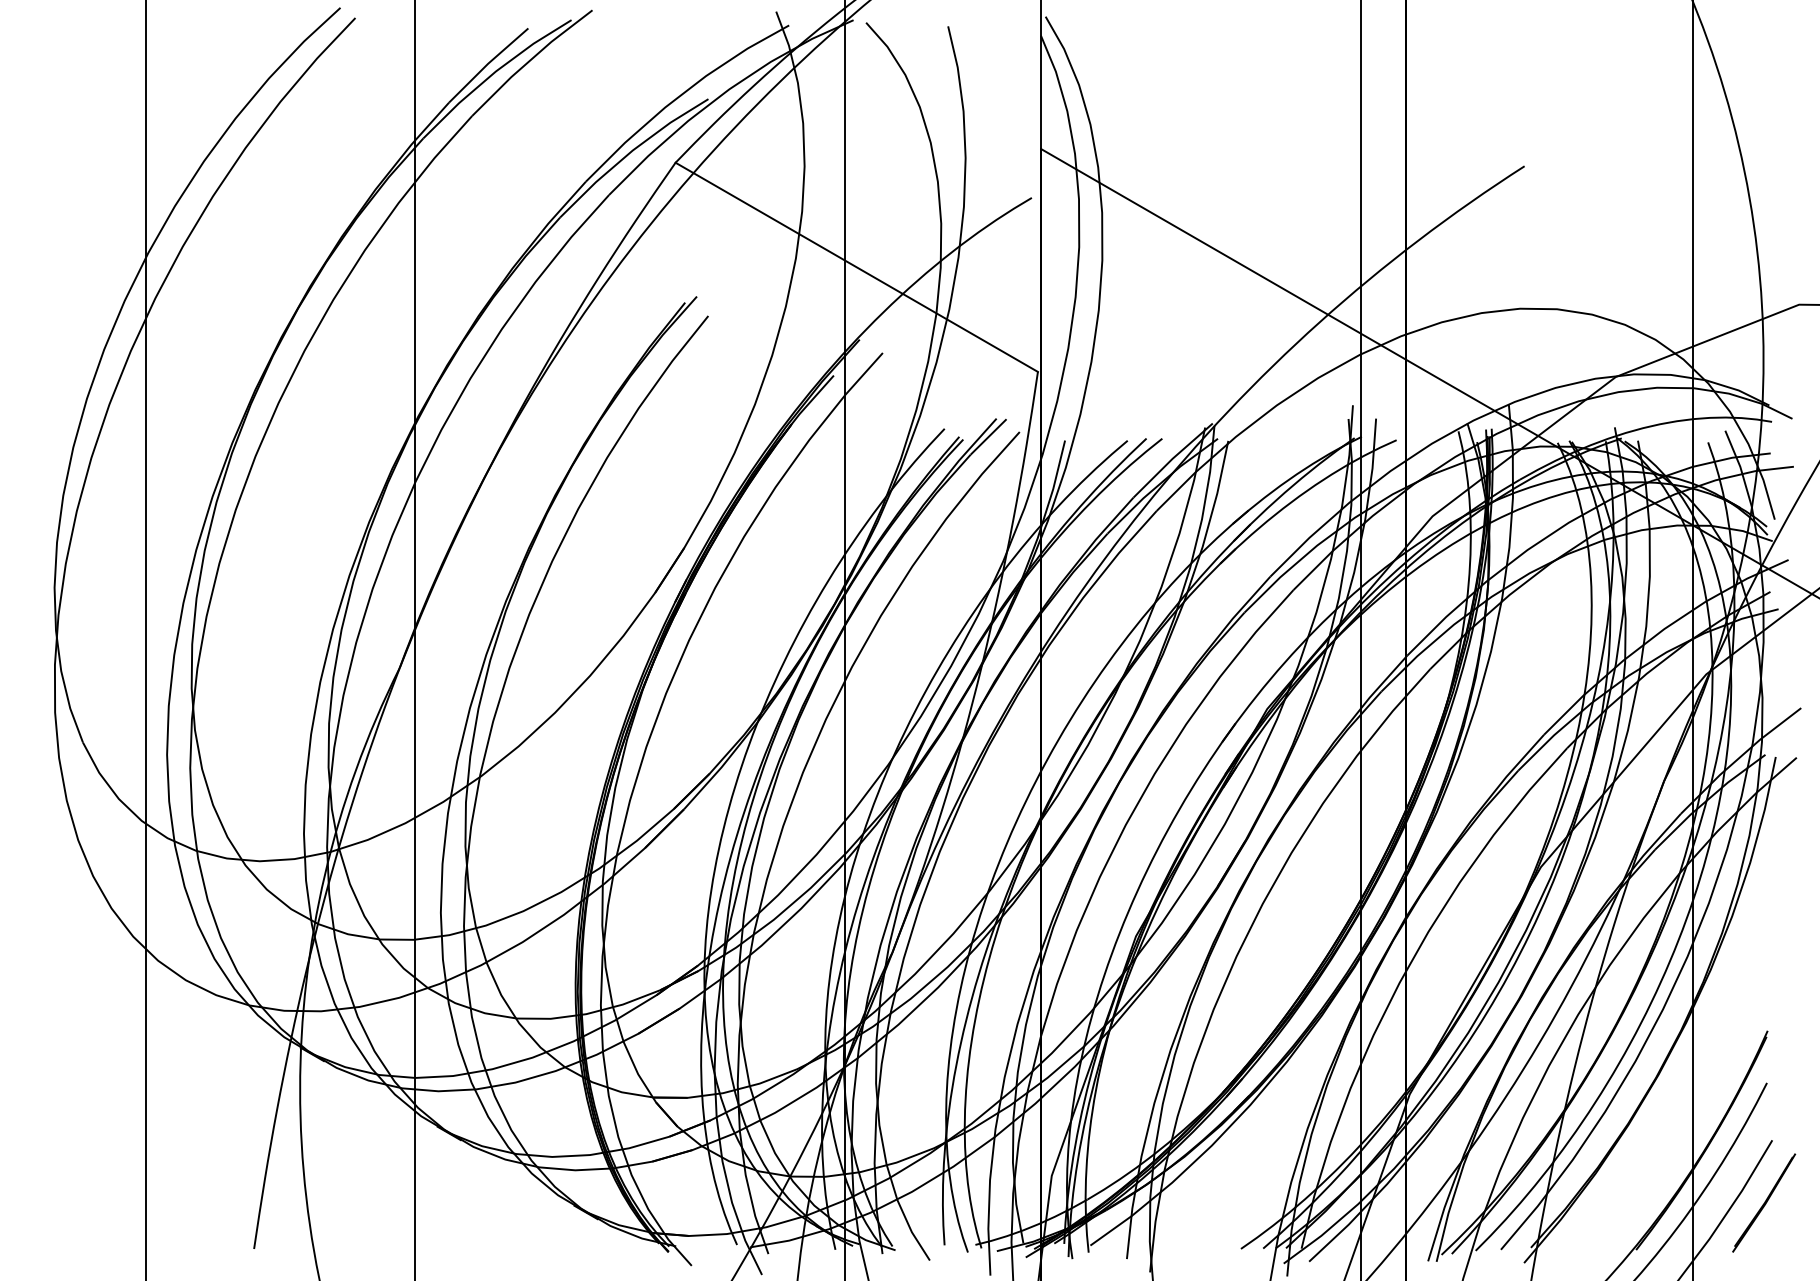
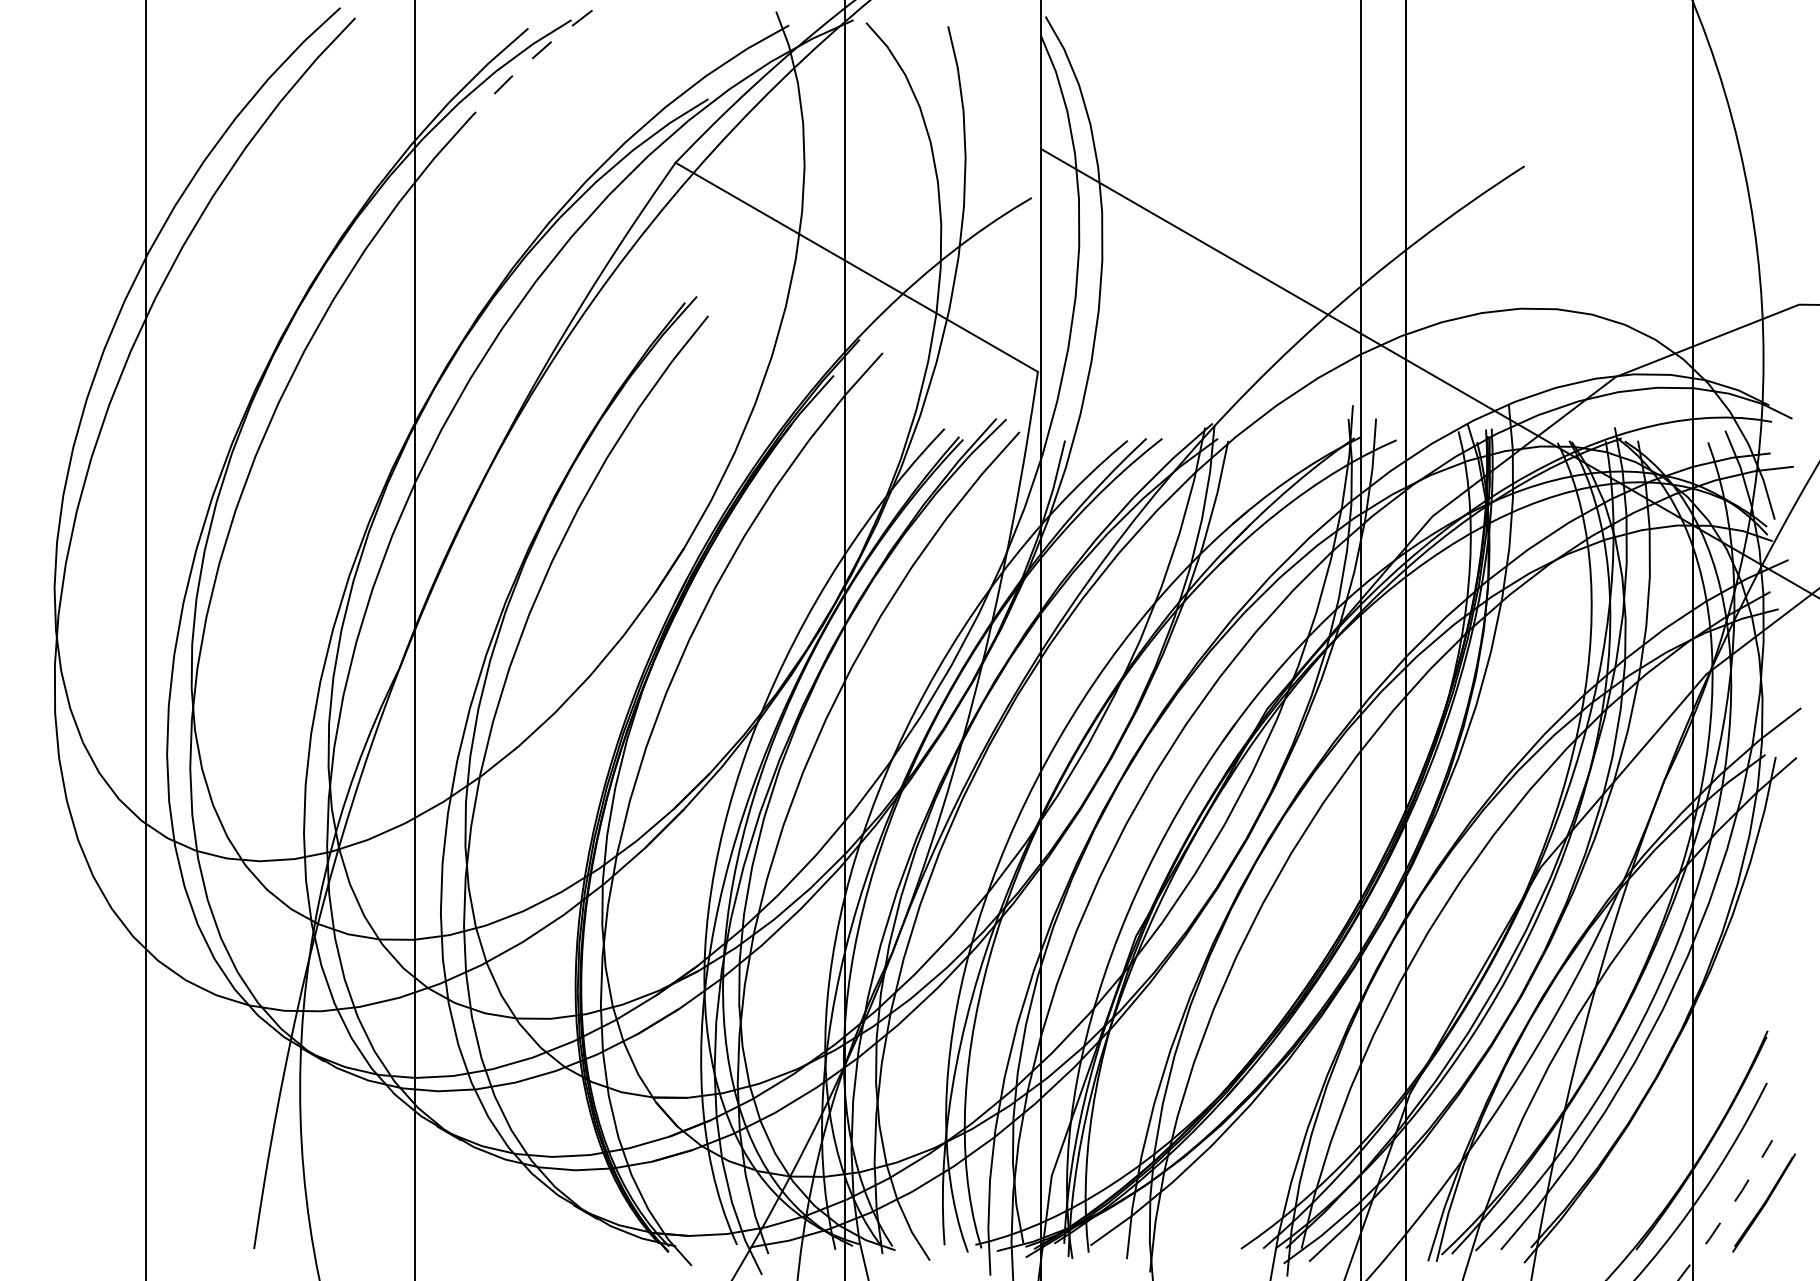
line: solid -> dashed (529, 60)
line: solid -> dashed (1727, 1212)
